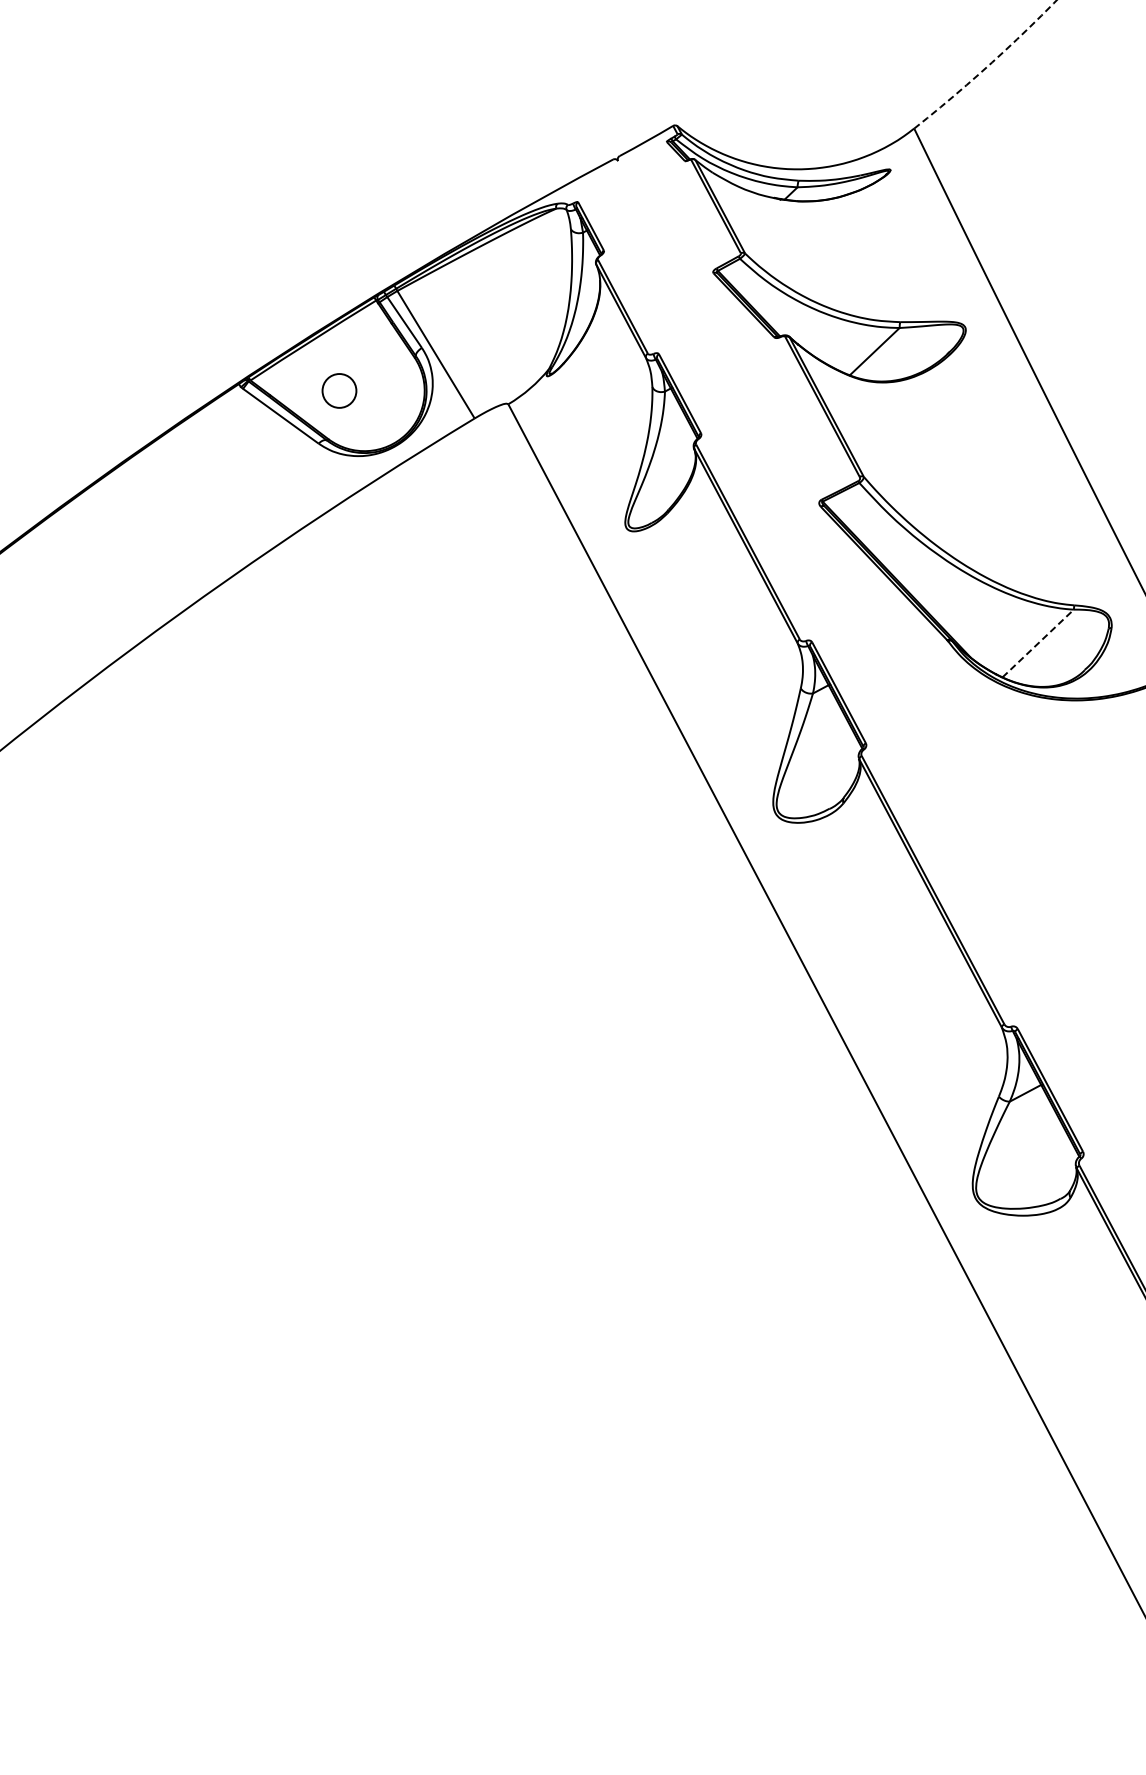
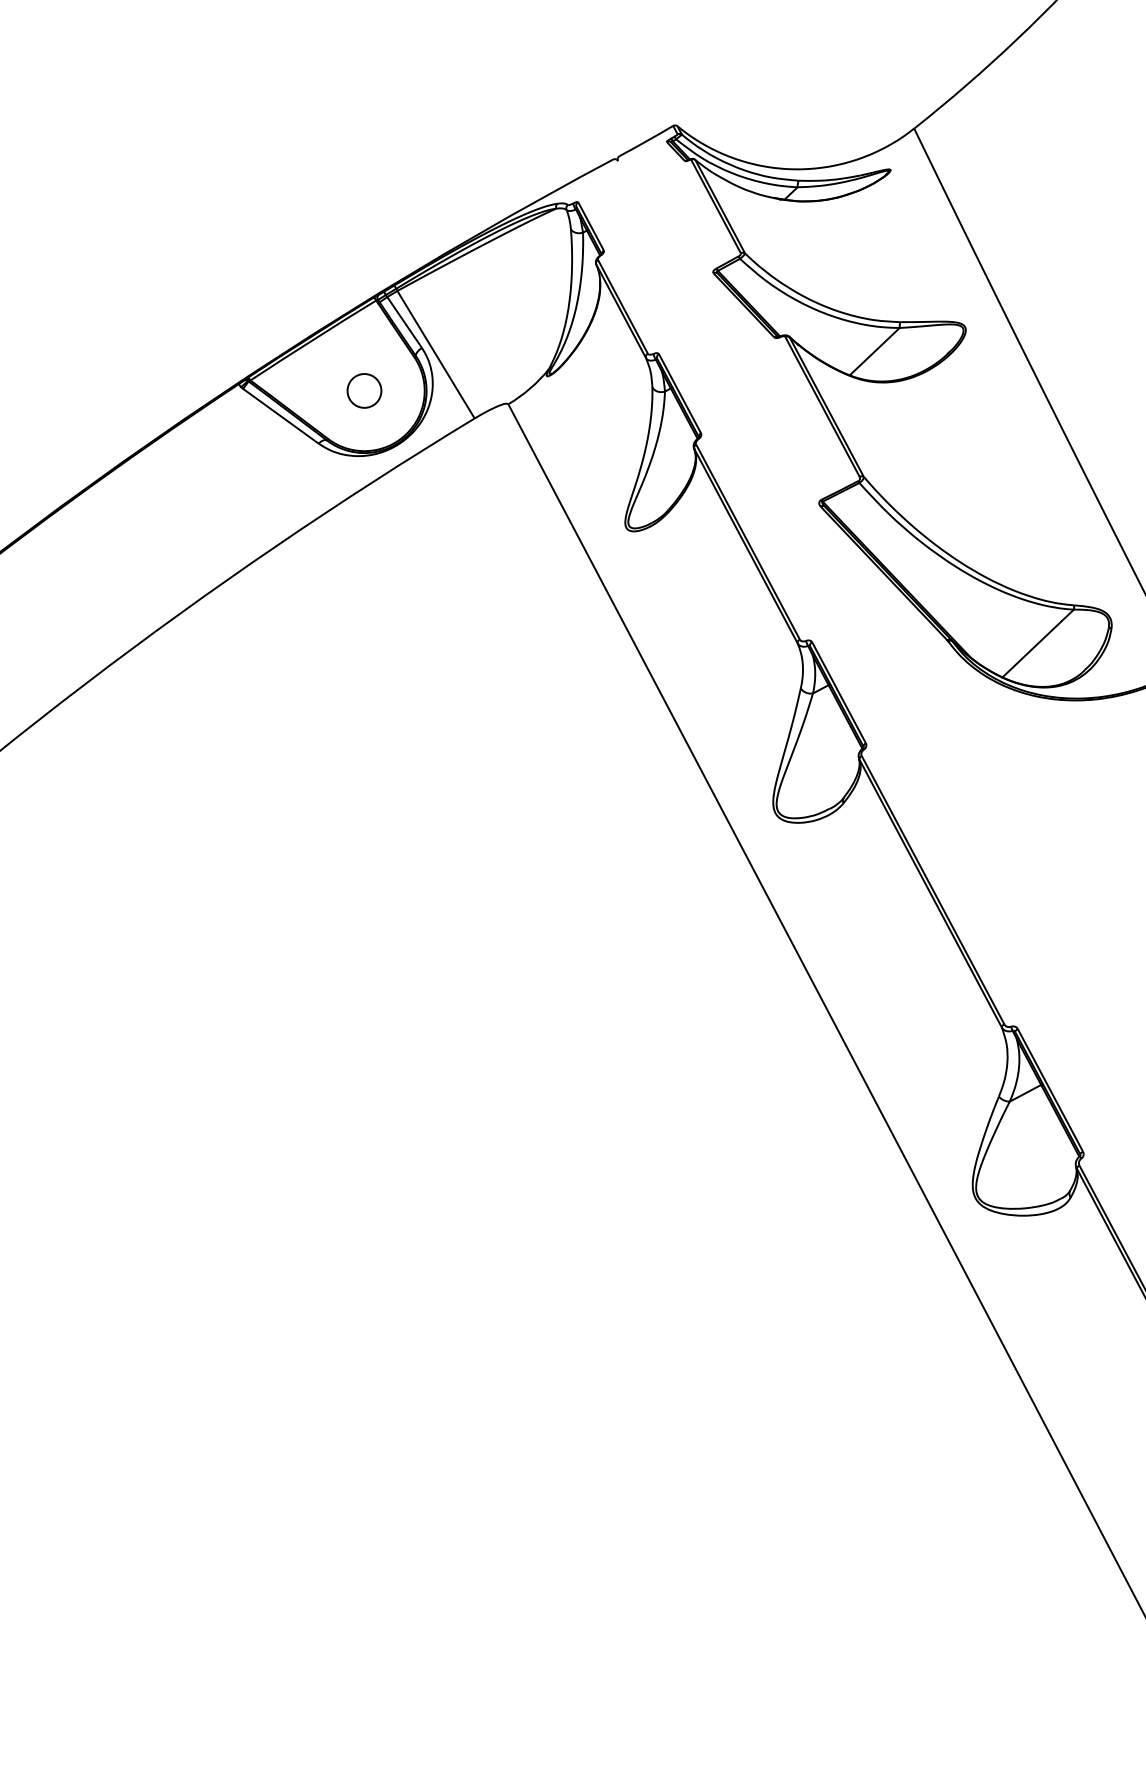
arc: dashed -> solid (987, 66)
circle position: (339, 390) -> (364, 390) (364, 390)
line: dashed -> solid (1038, 643)
